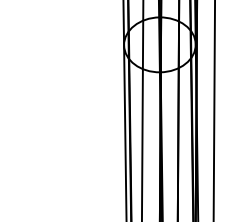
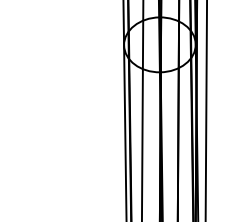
line position: (214, 110) -> (206, 110) (206, 110)
